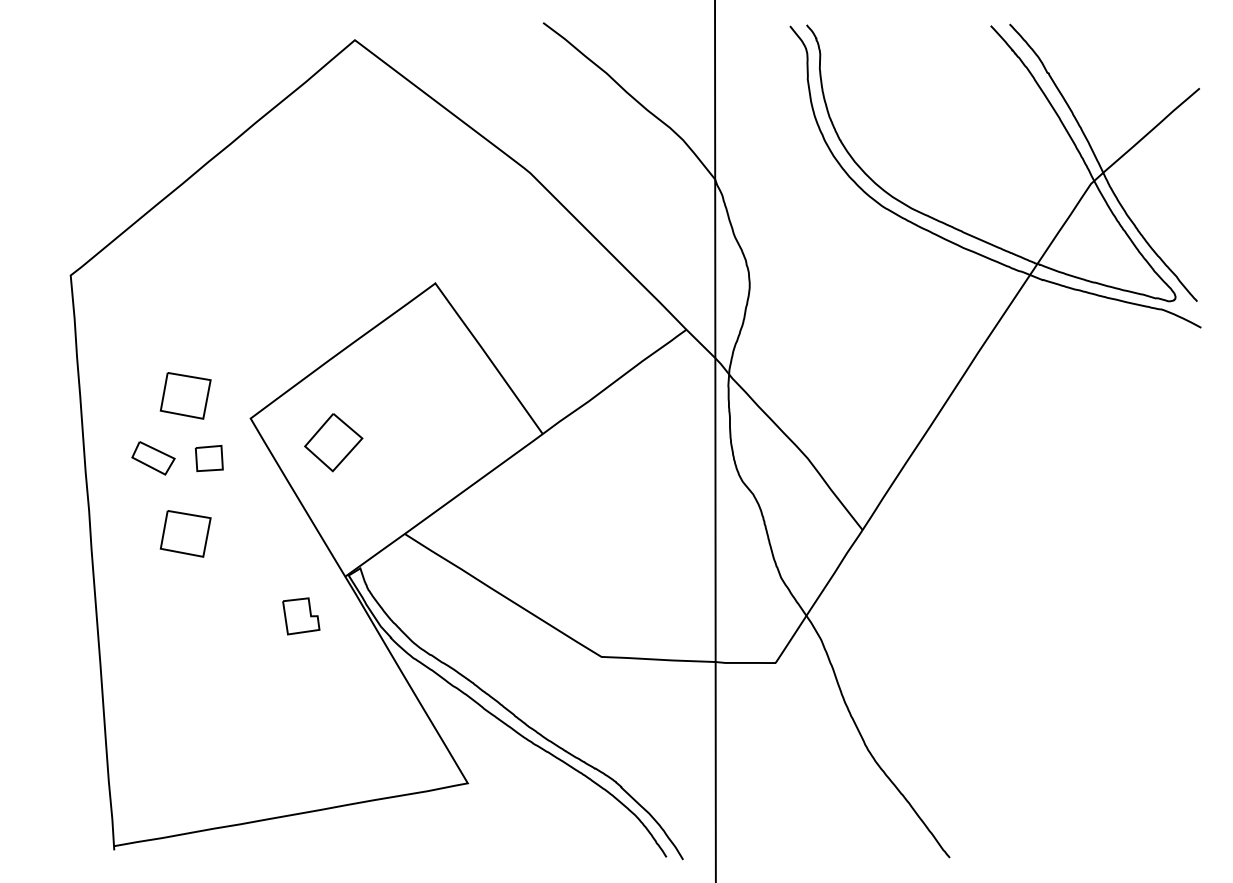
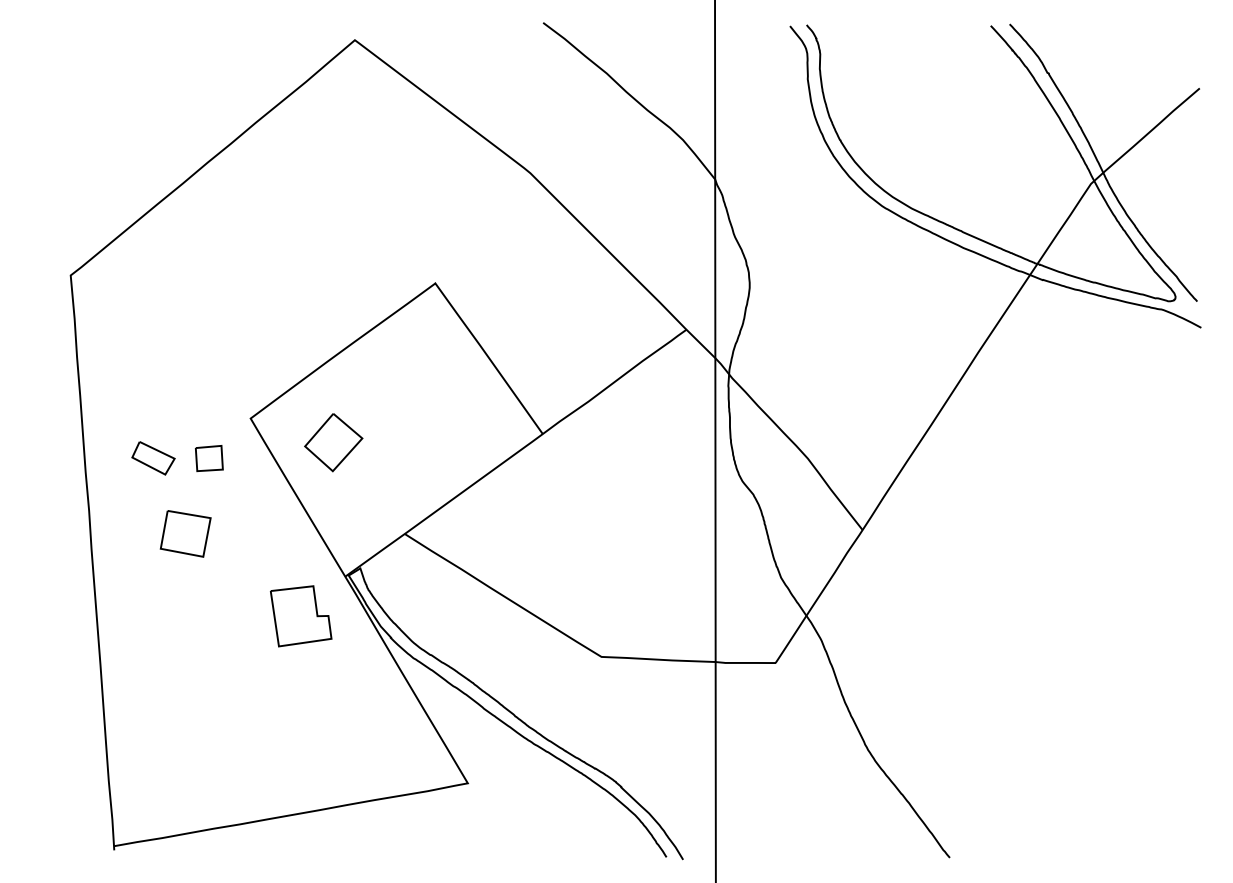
part: present -> none (185, 395)
part size: 39x39 px -> 63x63 px (301, 616)
